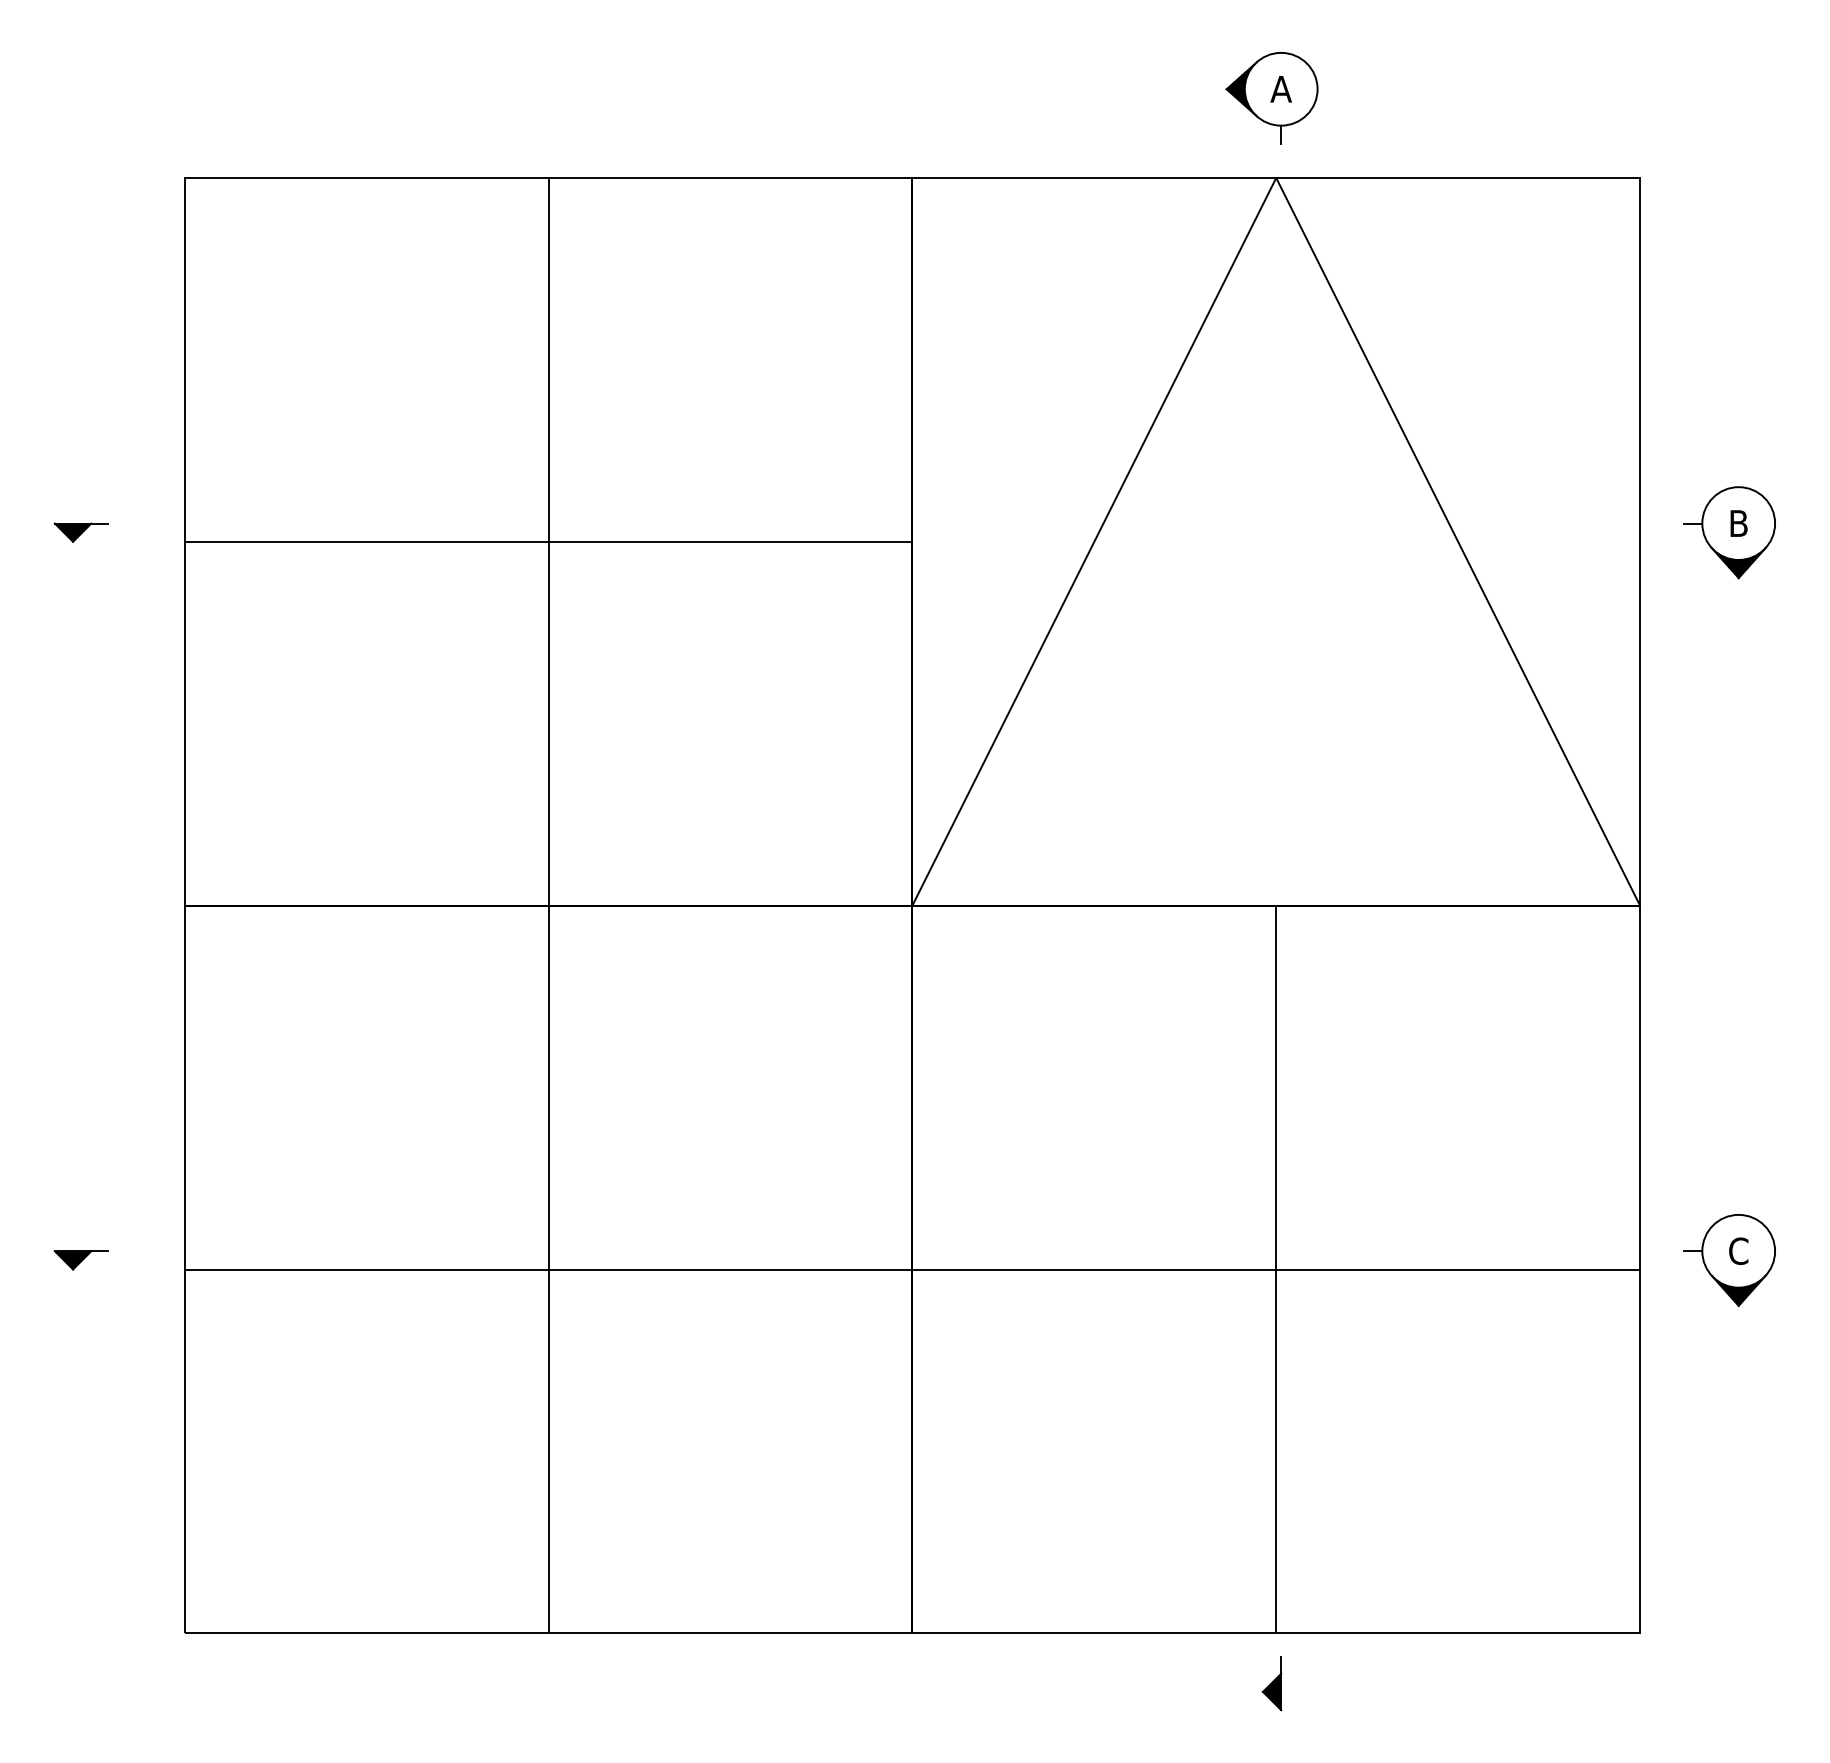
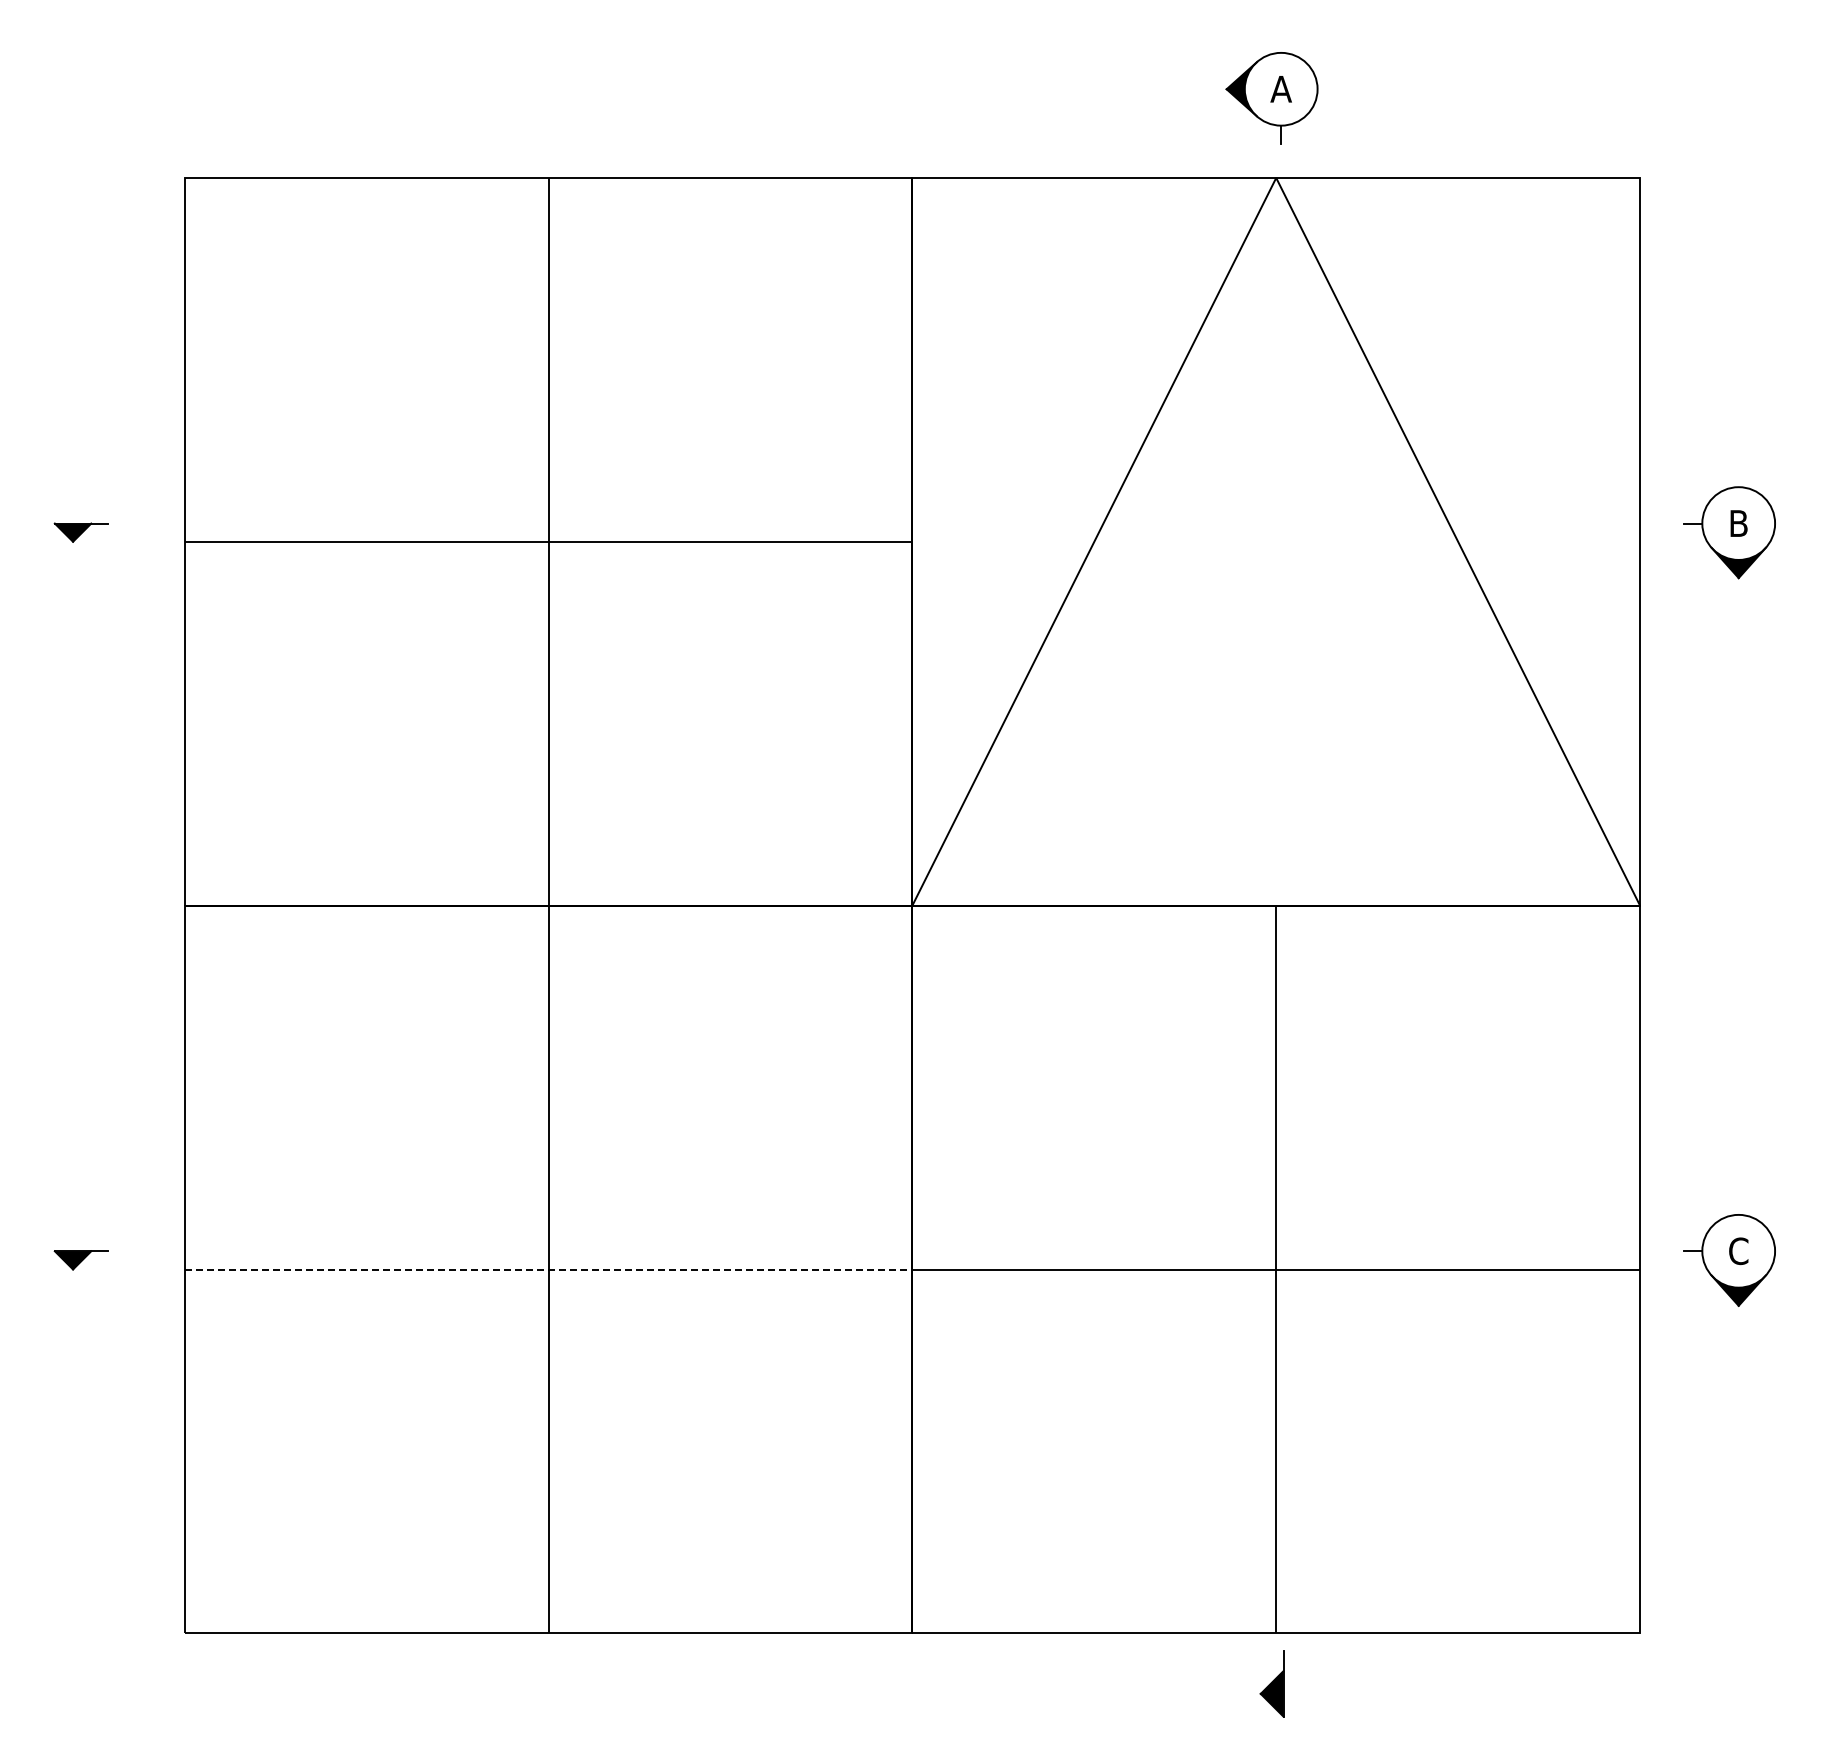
line: solid -> dashed (548, 1269)
part size: 22x56 px -> 26x68 px (1271, 1683)
